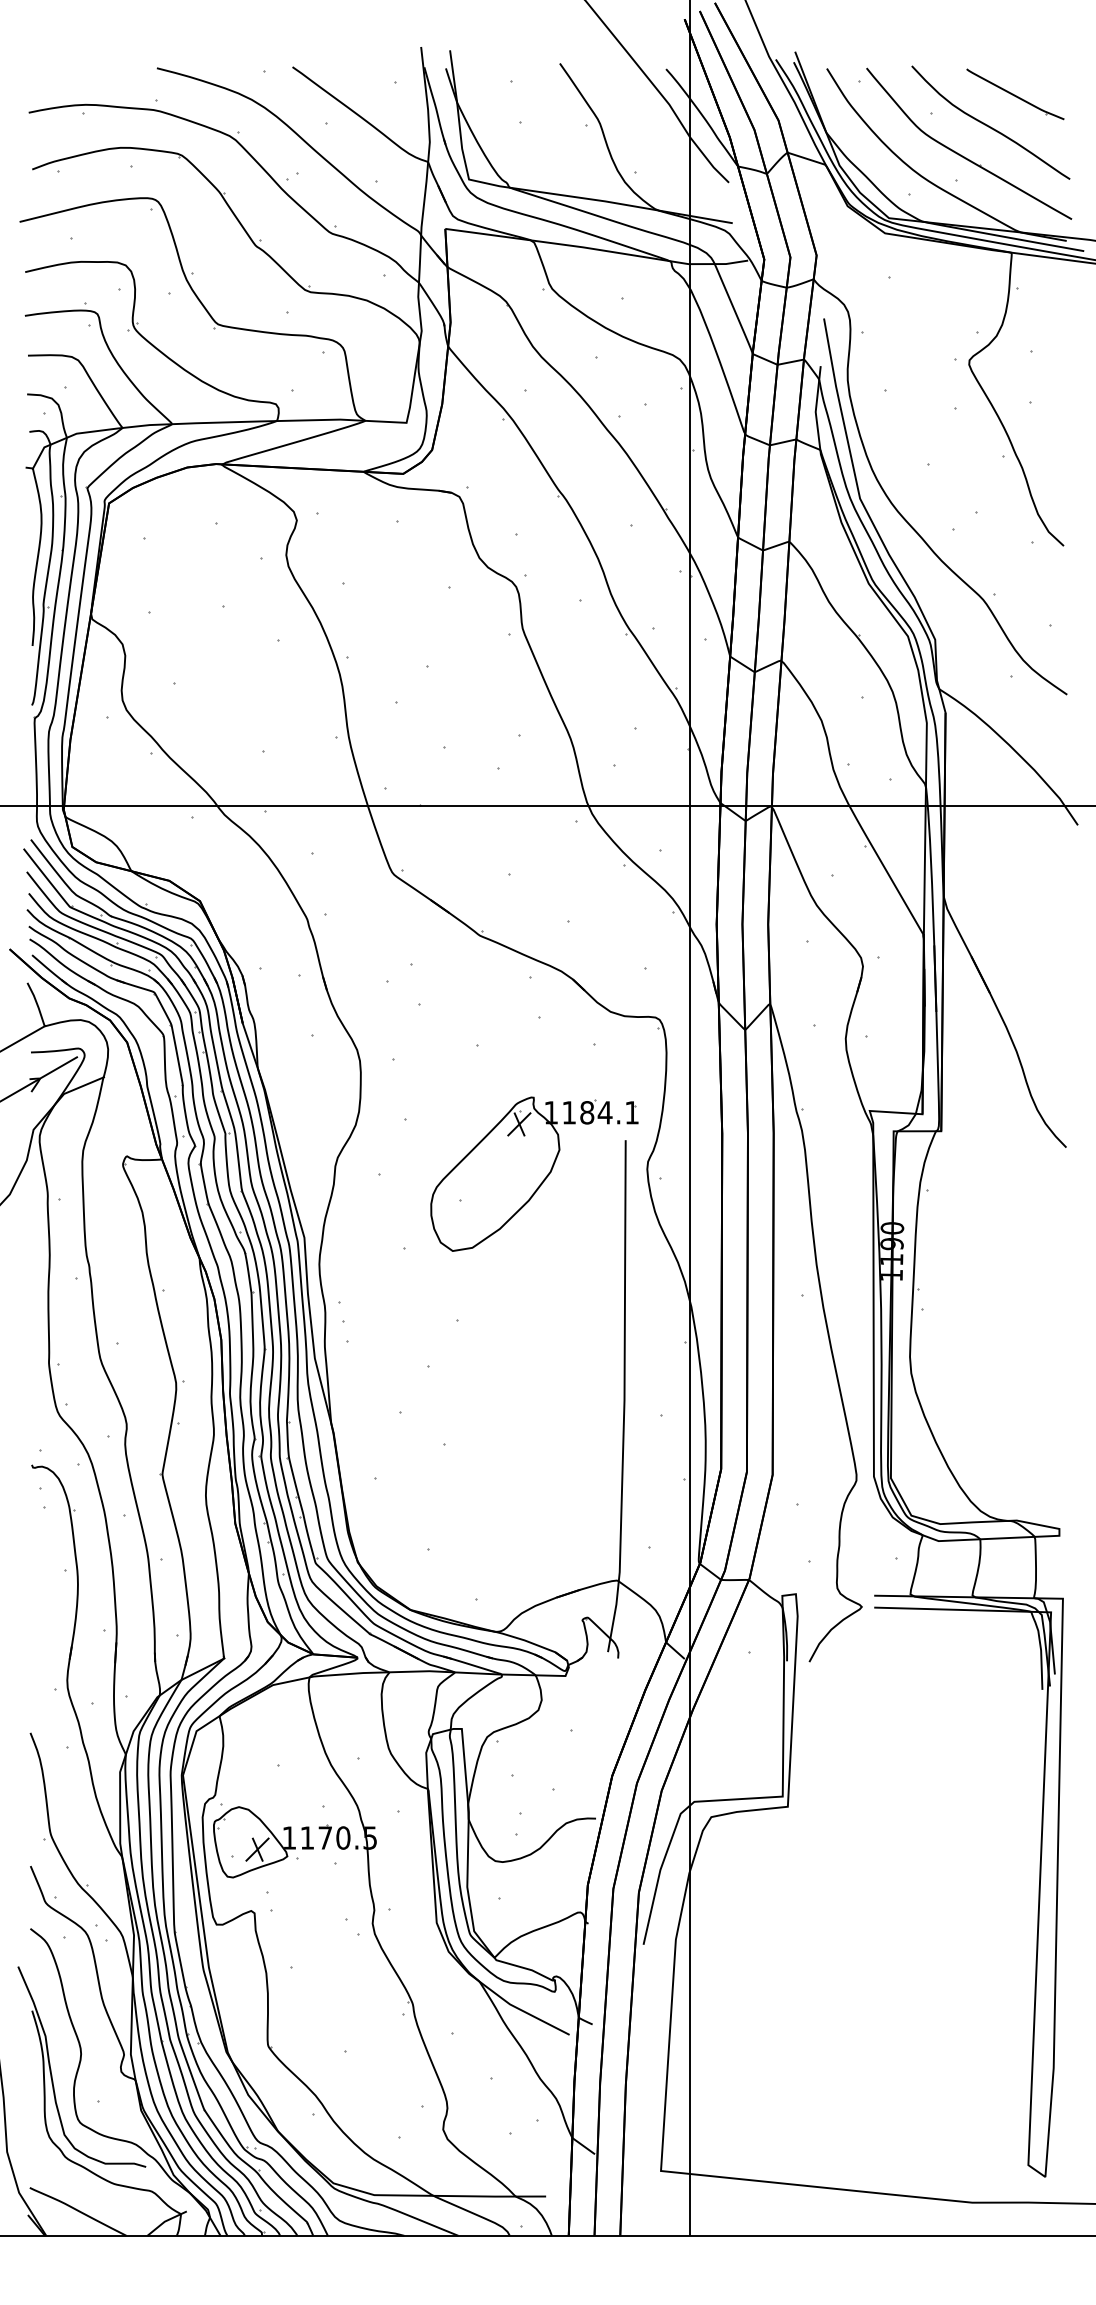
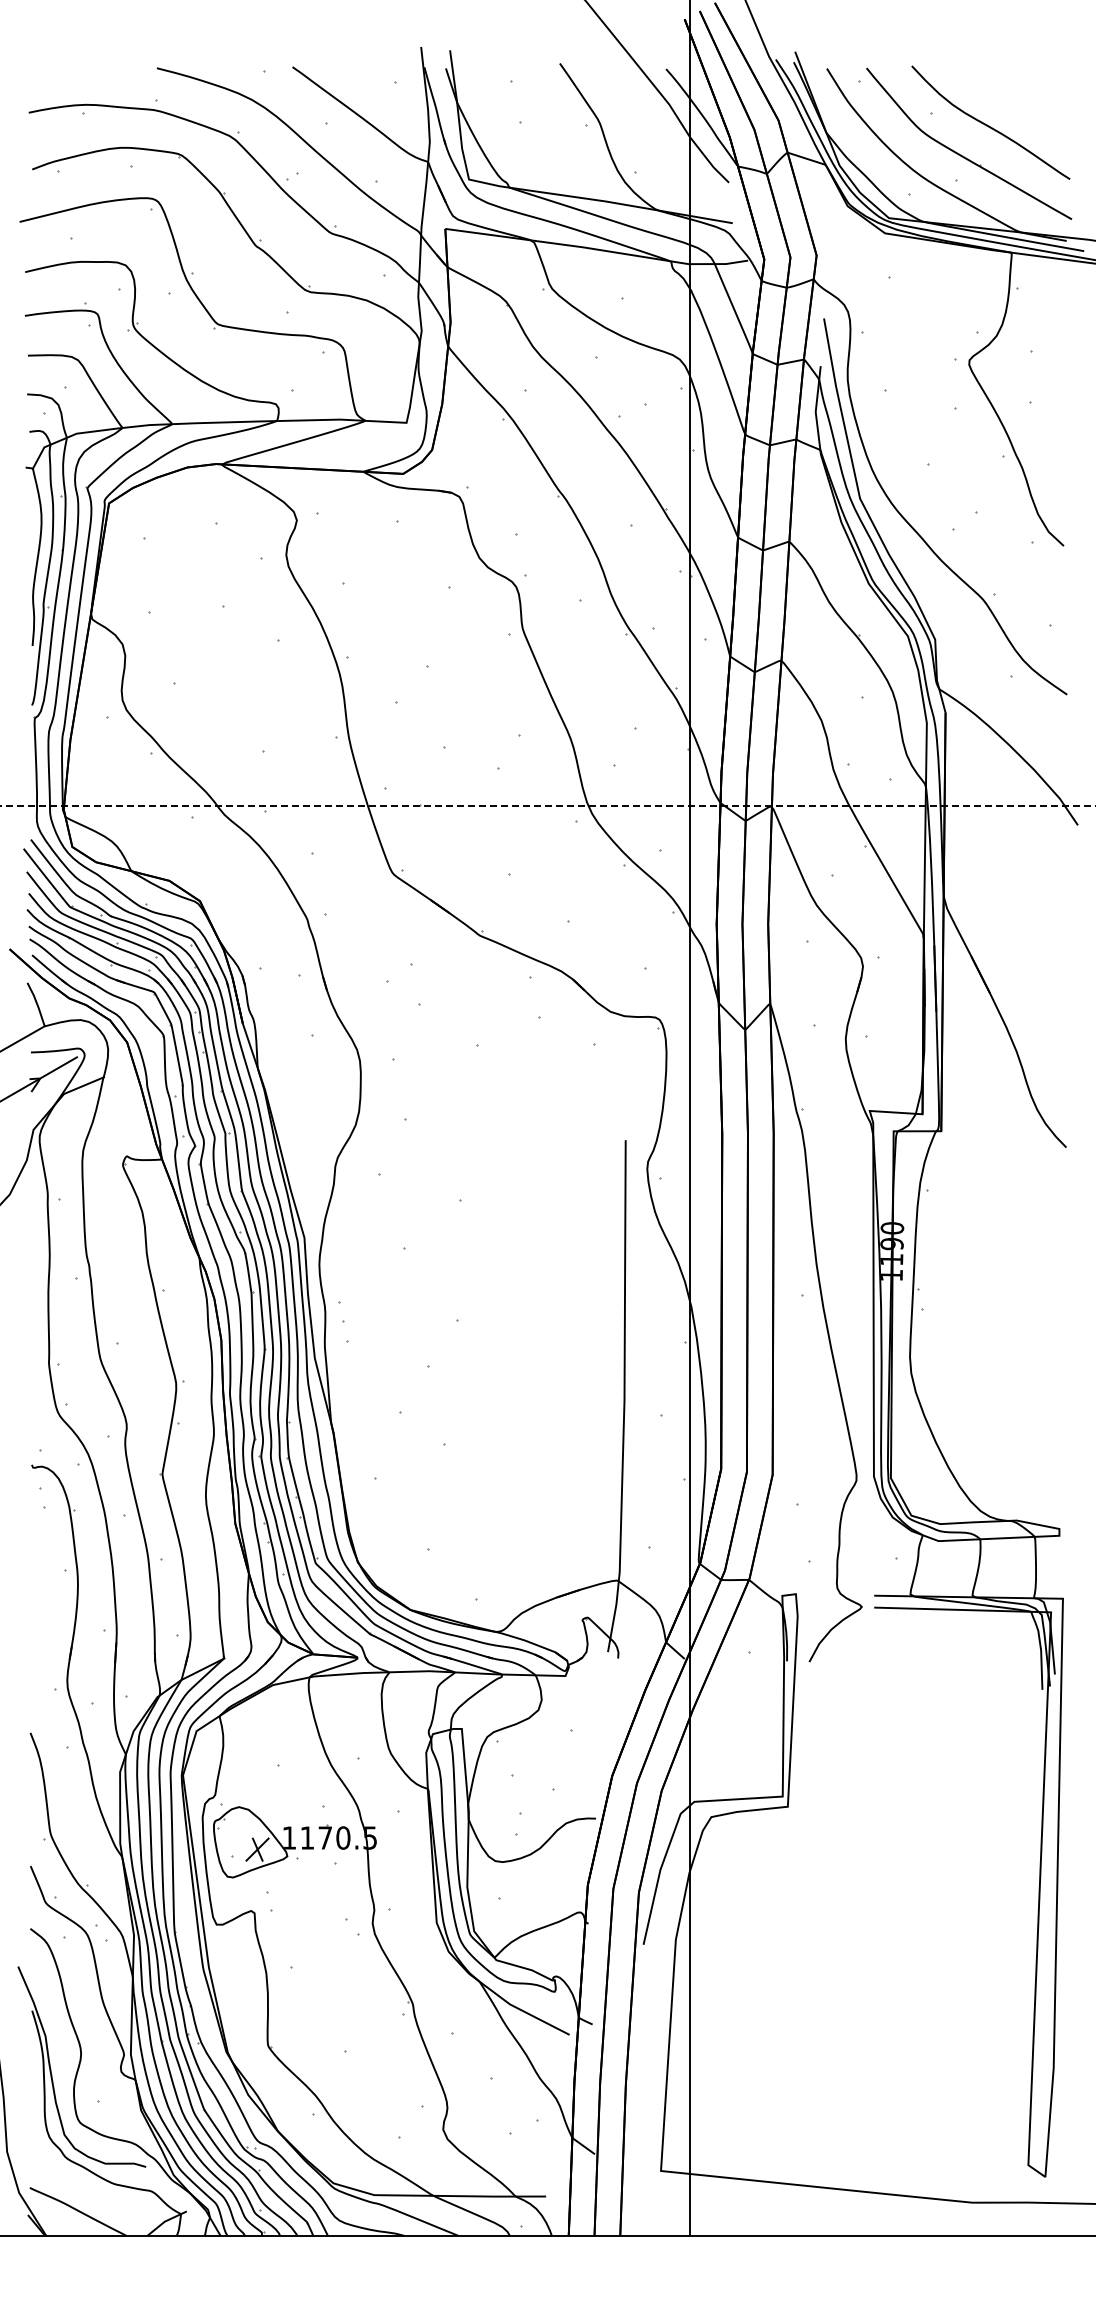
part: present -> none (1015, 94)
line: solid -> dashed (548, 805)
part: present -> none (534, 1173)
